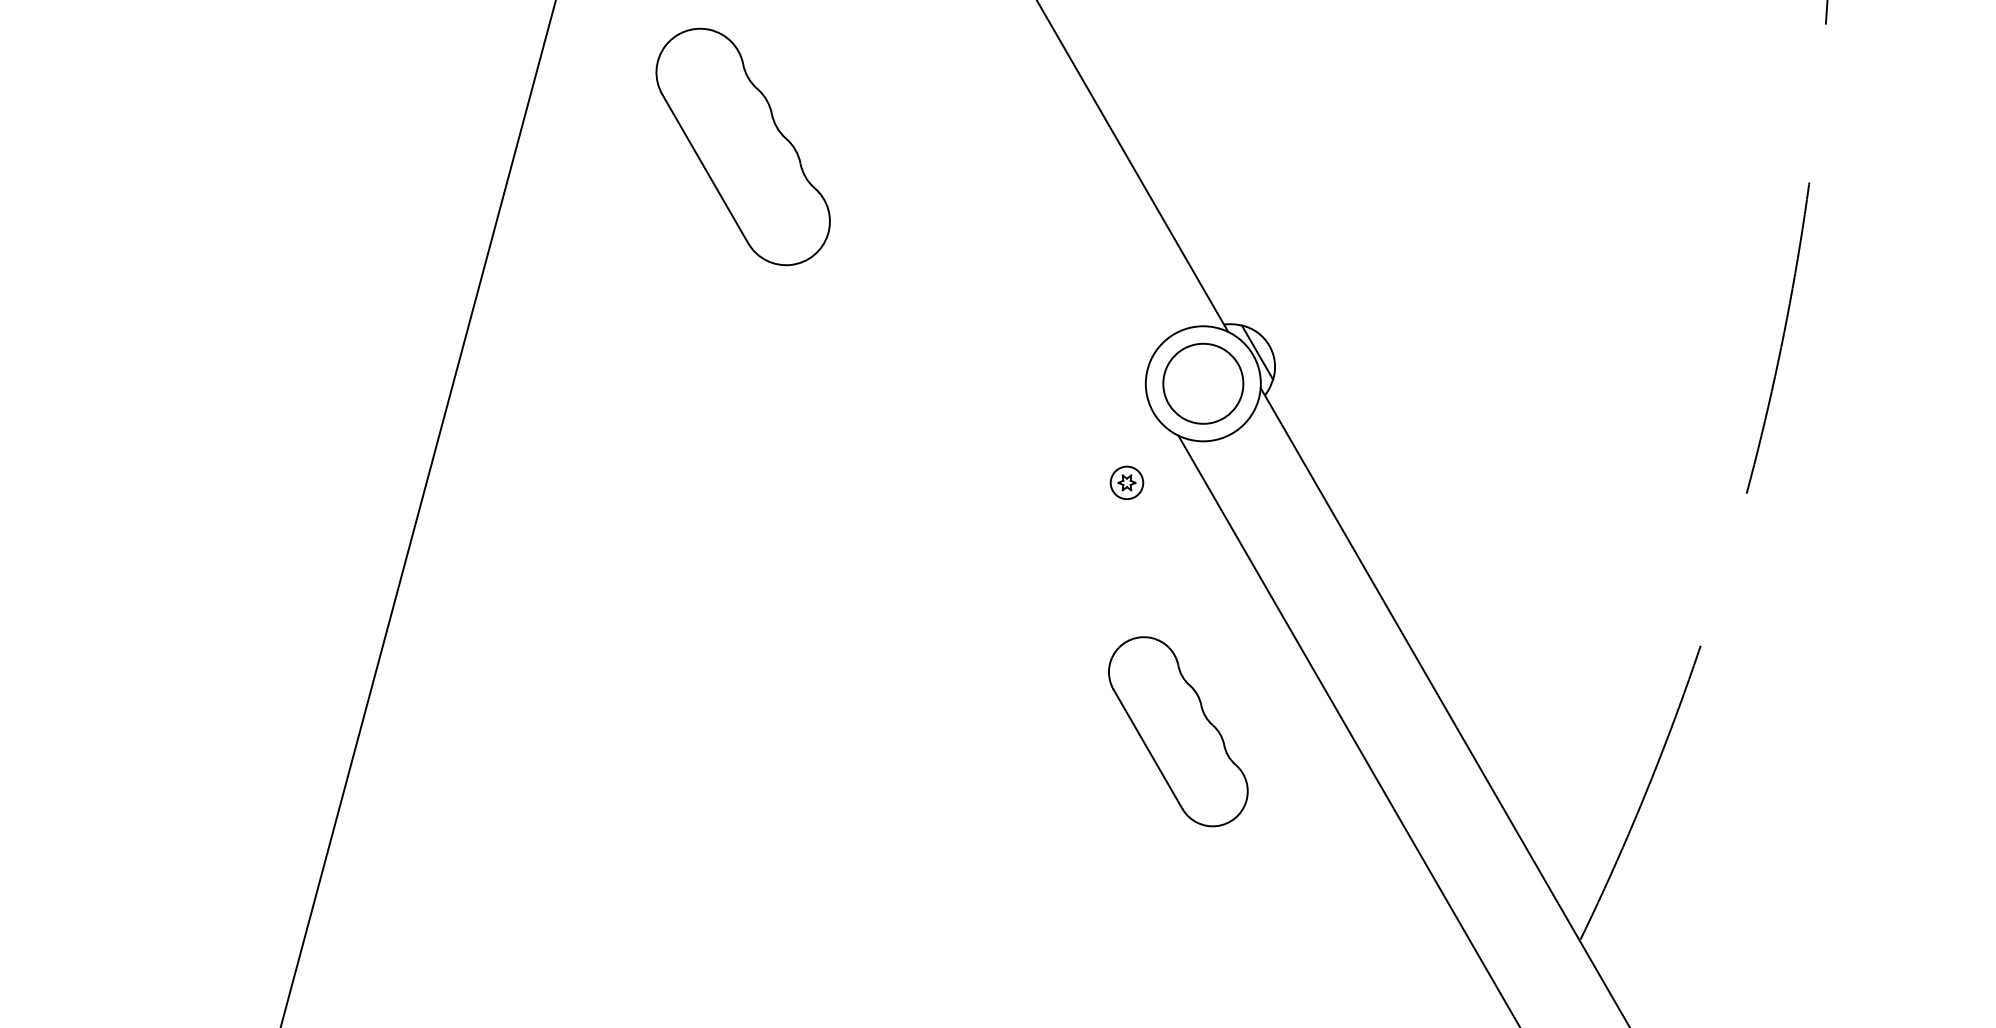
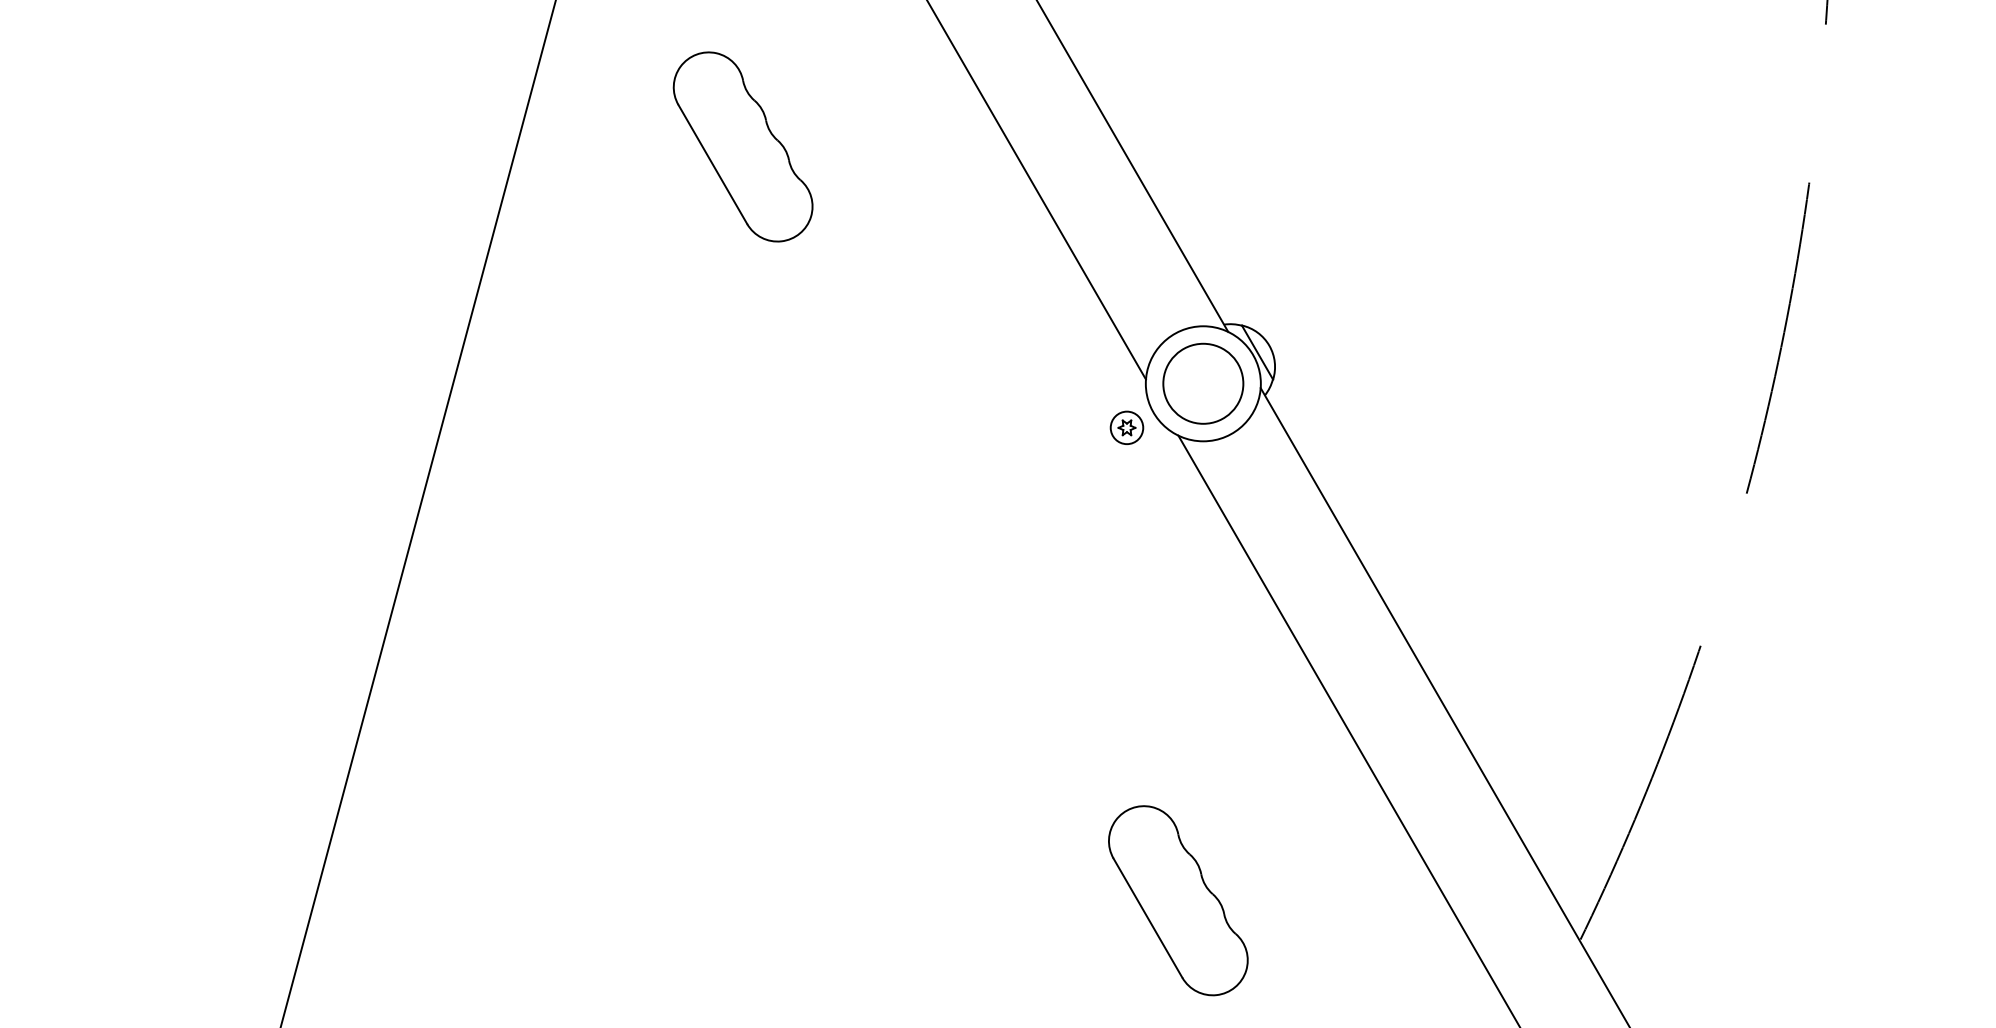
part size: 176x240 px -> 142x192 px (742, 146)
line: none -> present (1036, 190)
part position: (1126, 482) -> (1126, 427) (1126, 427)
part position: (1178, 731) -> (1178, 900) (1178, 900)
